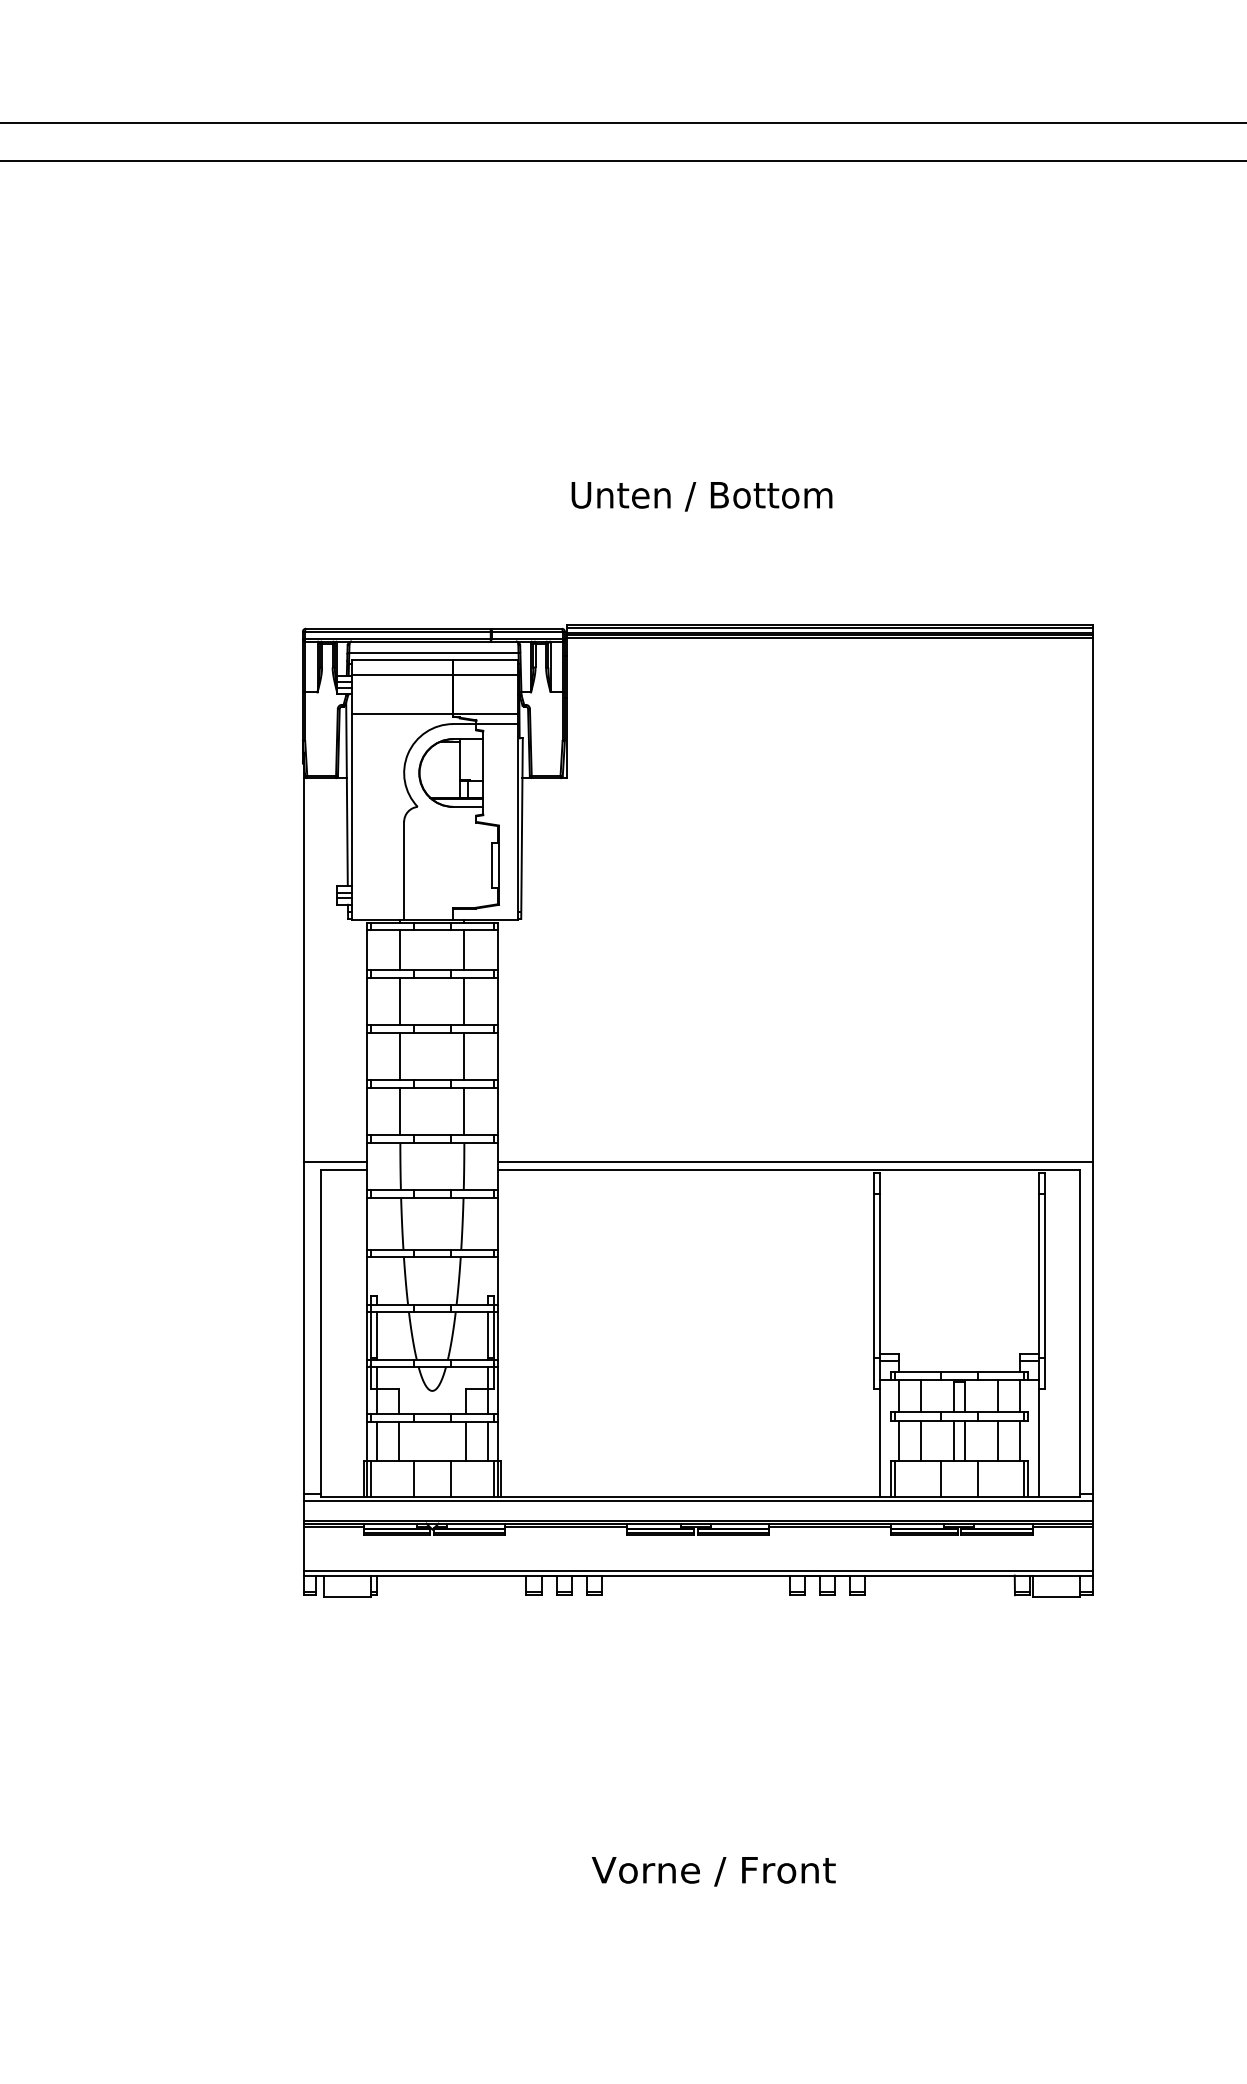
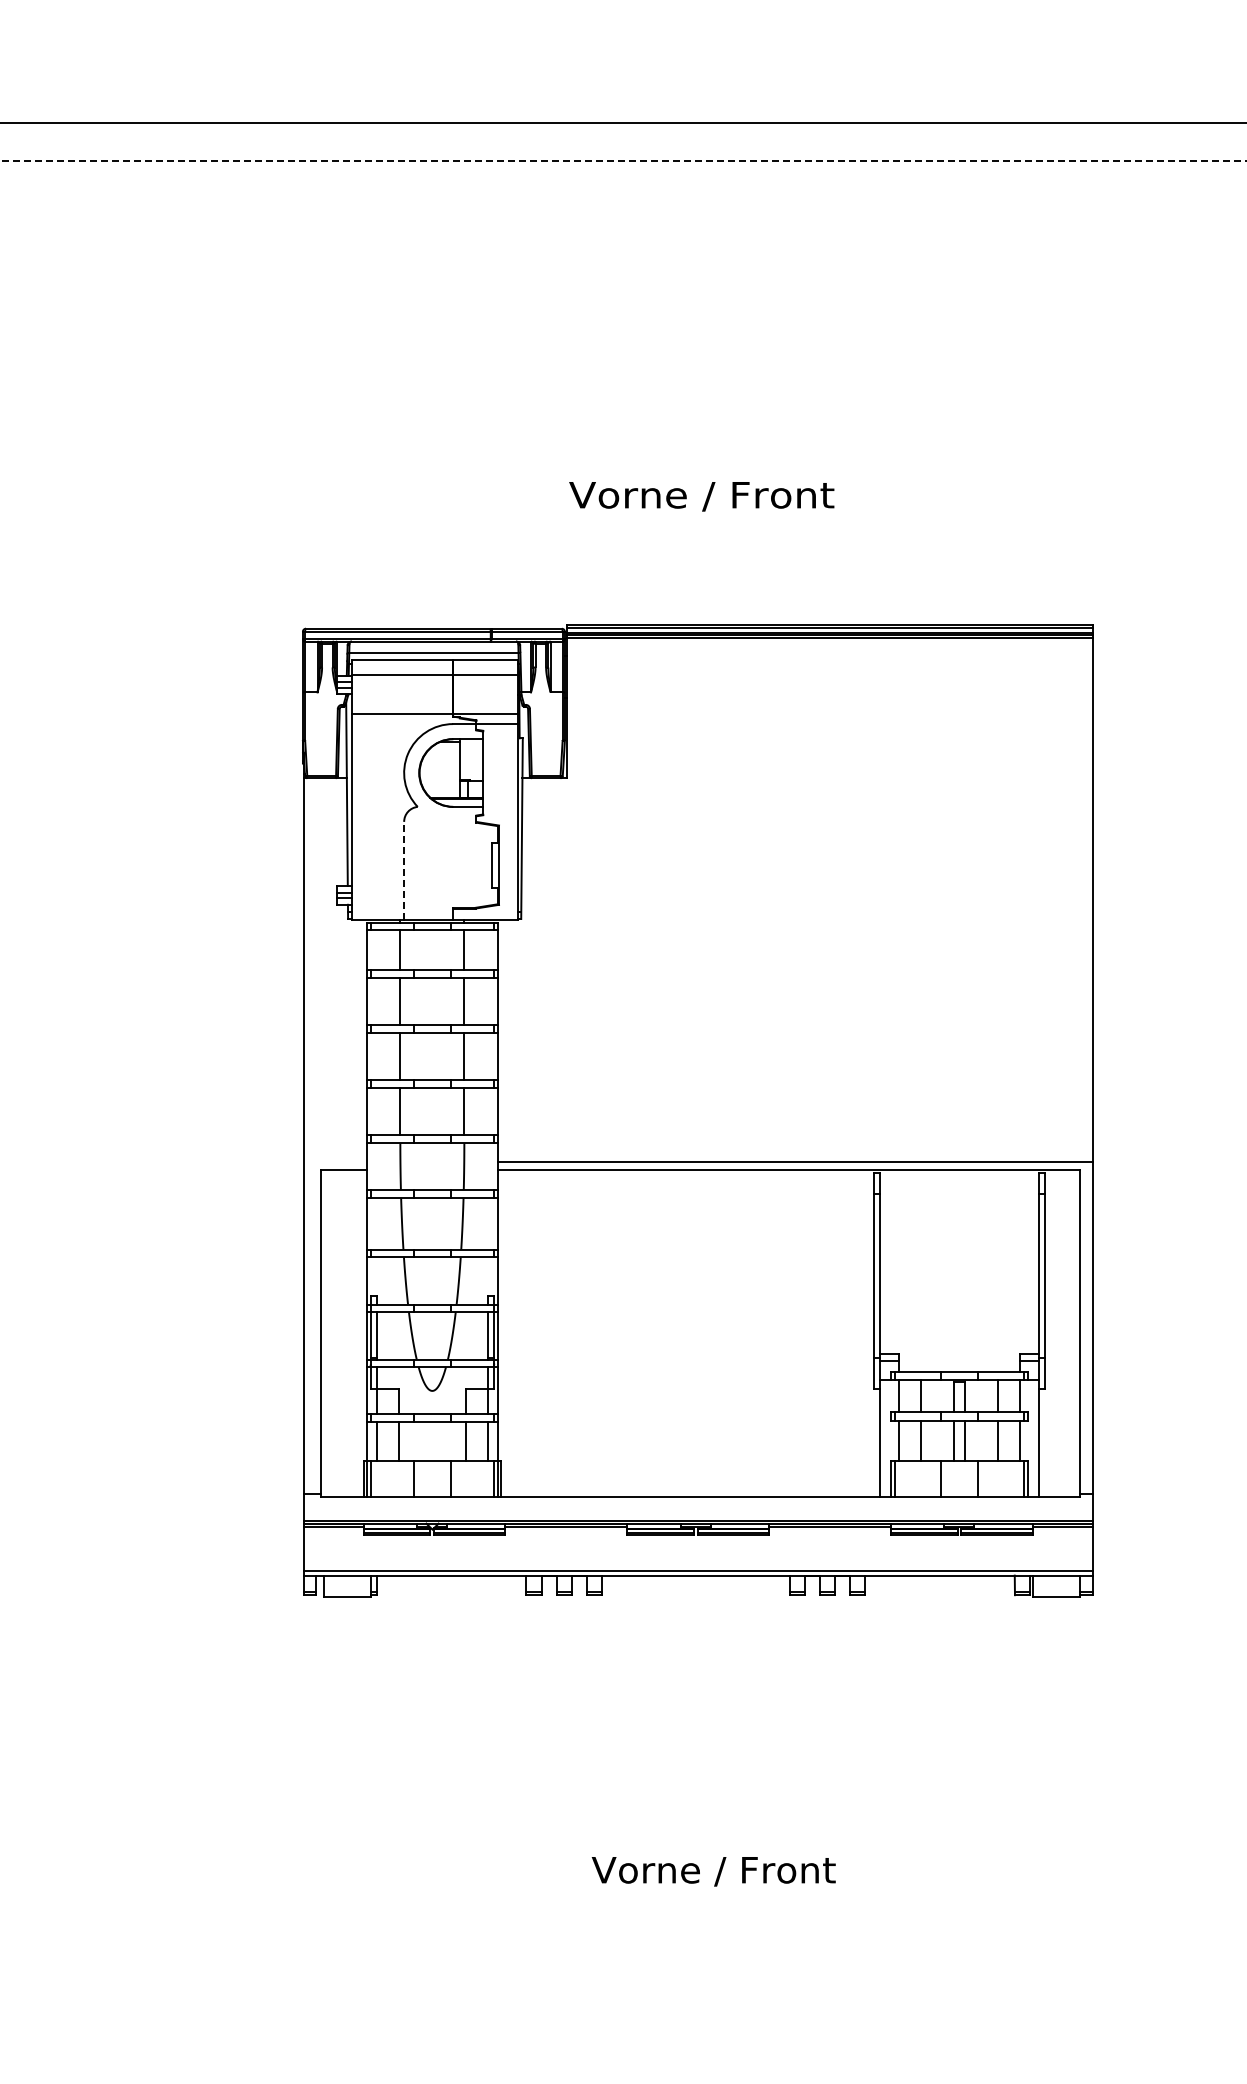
line: solid -> dashed (623, 160)
text: Unten / Bottom -> Vorne / Front (701, 496)
line: solid -> dashed (404, 870)
line: present -> none (334, 1161)
line: present -> none (697, 1501)
